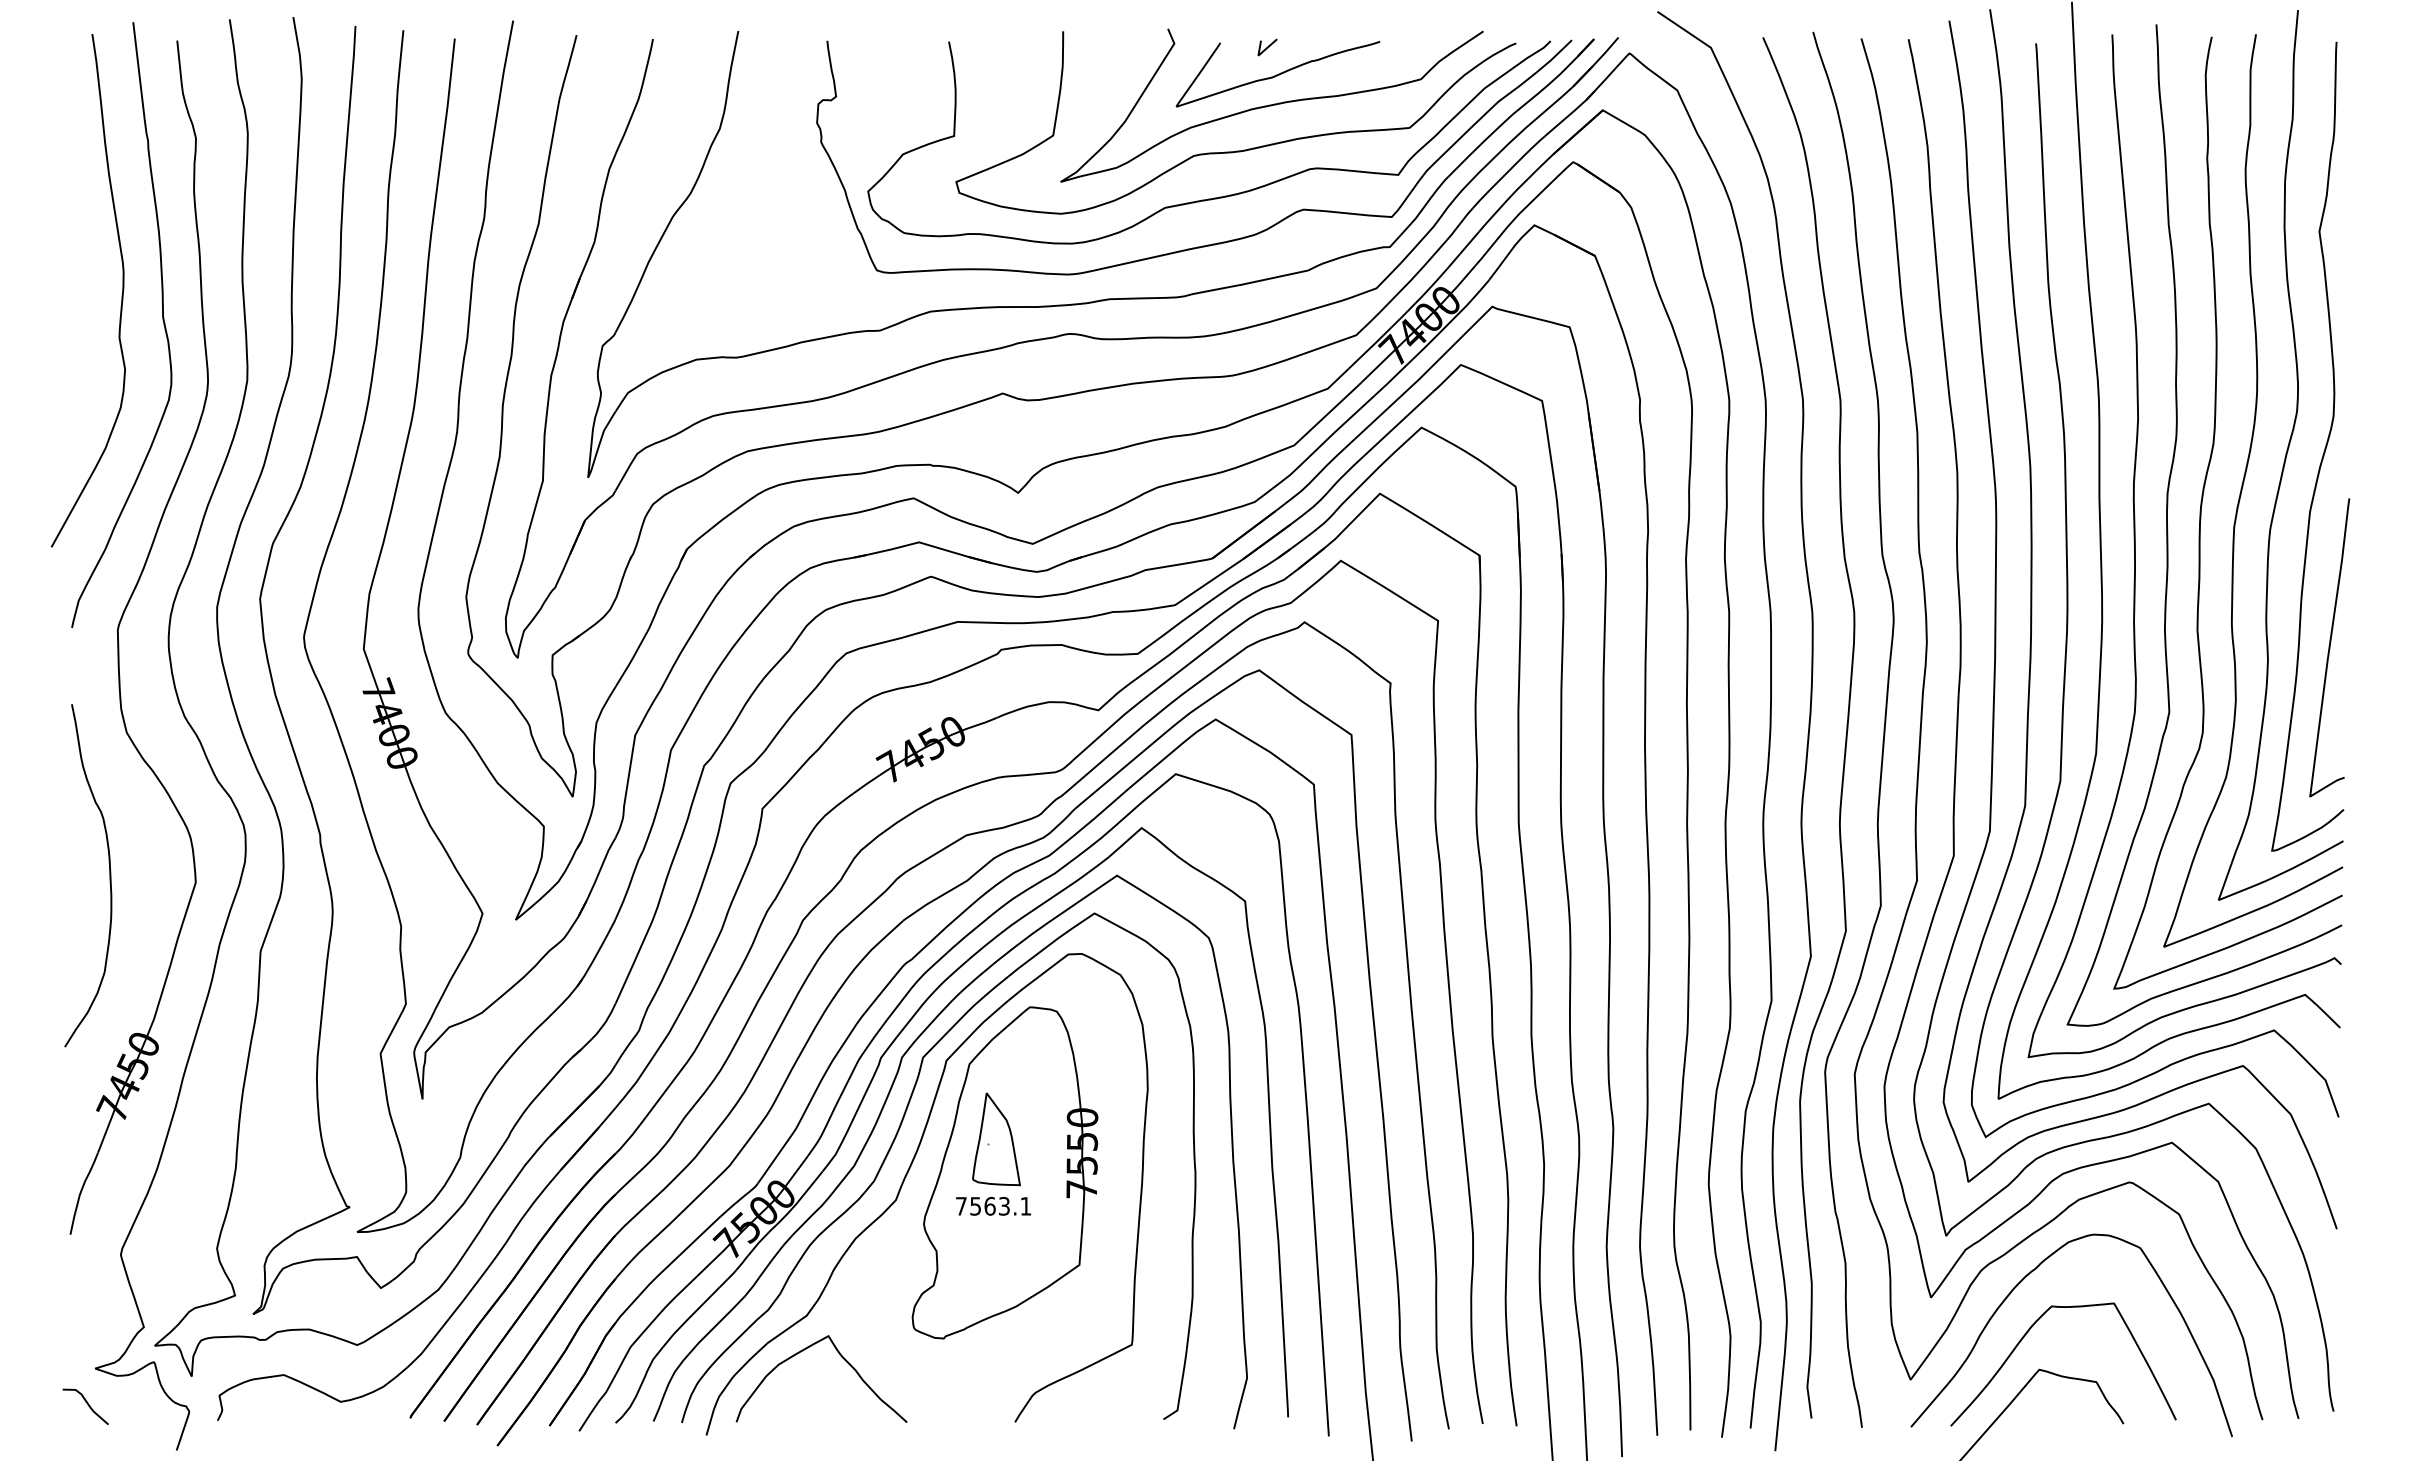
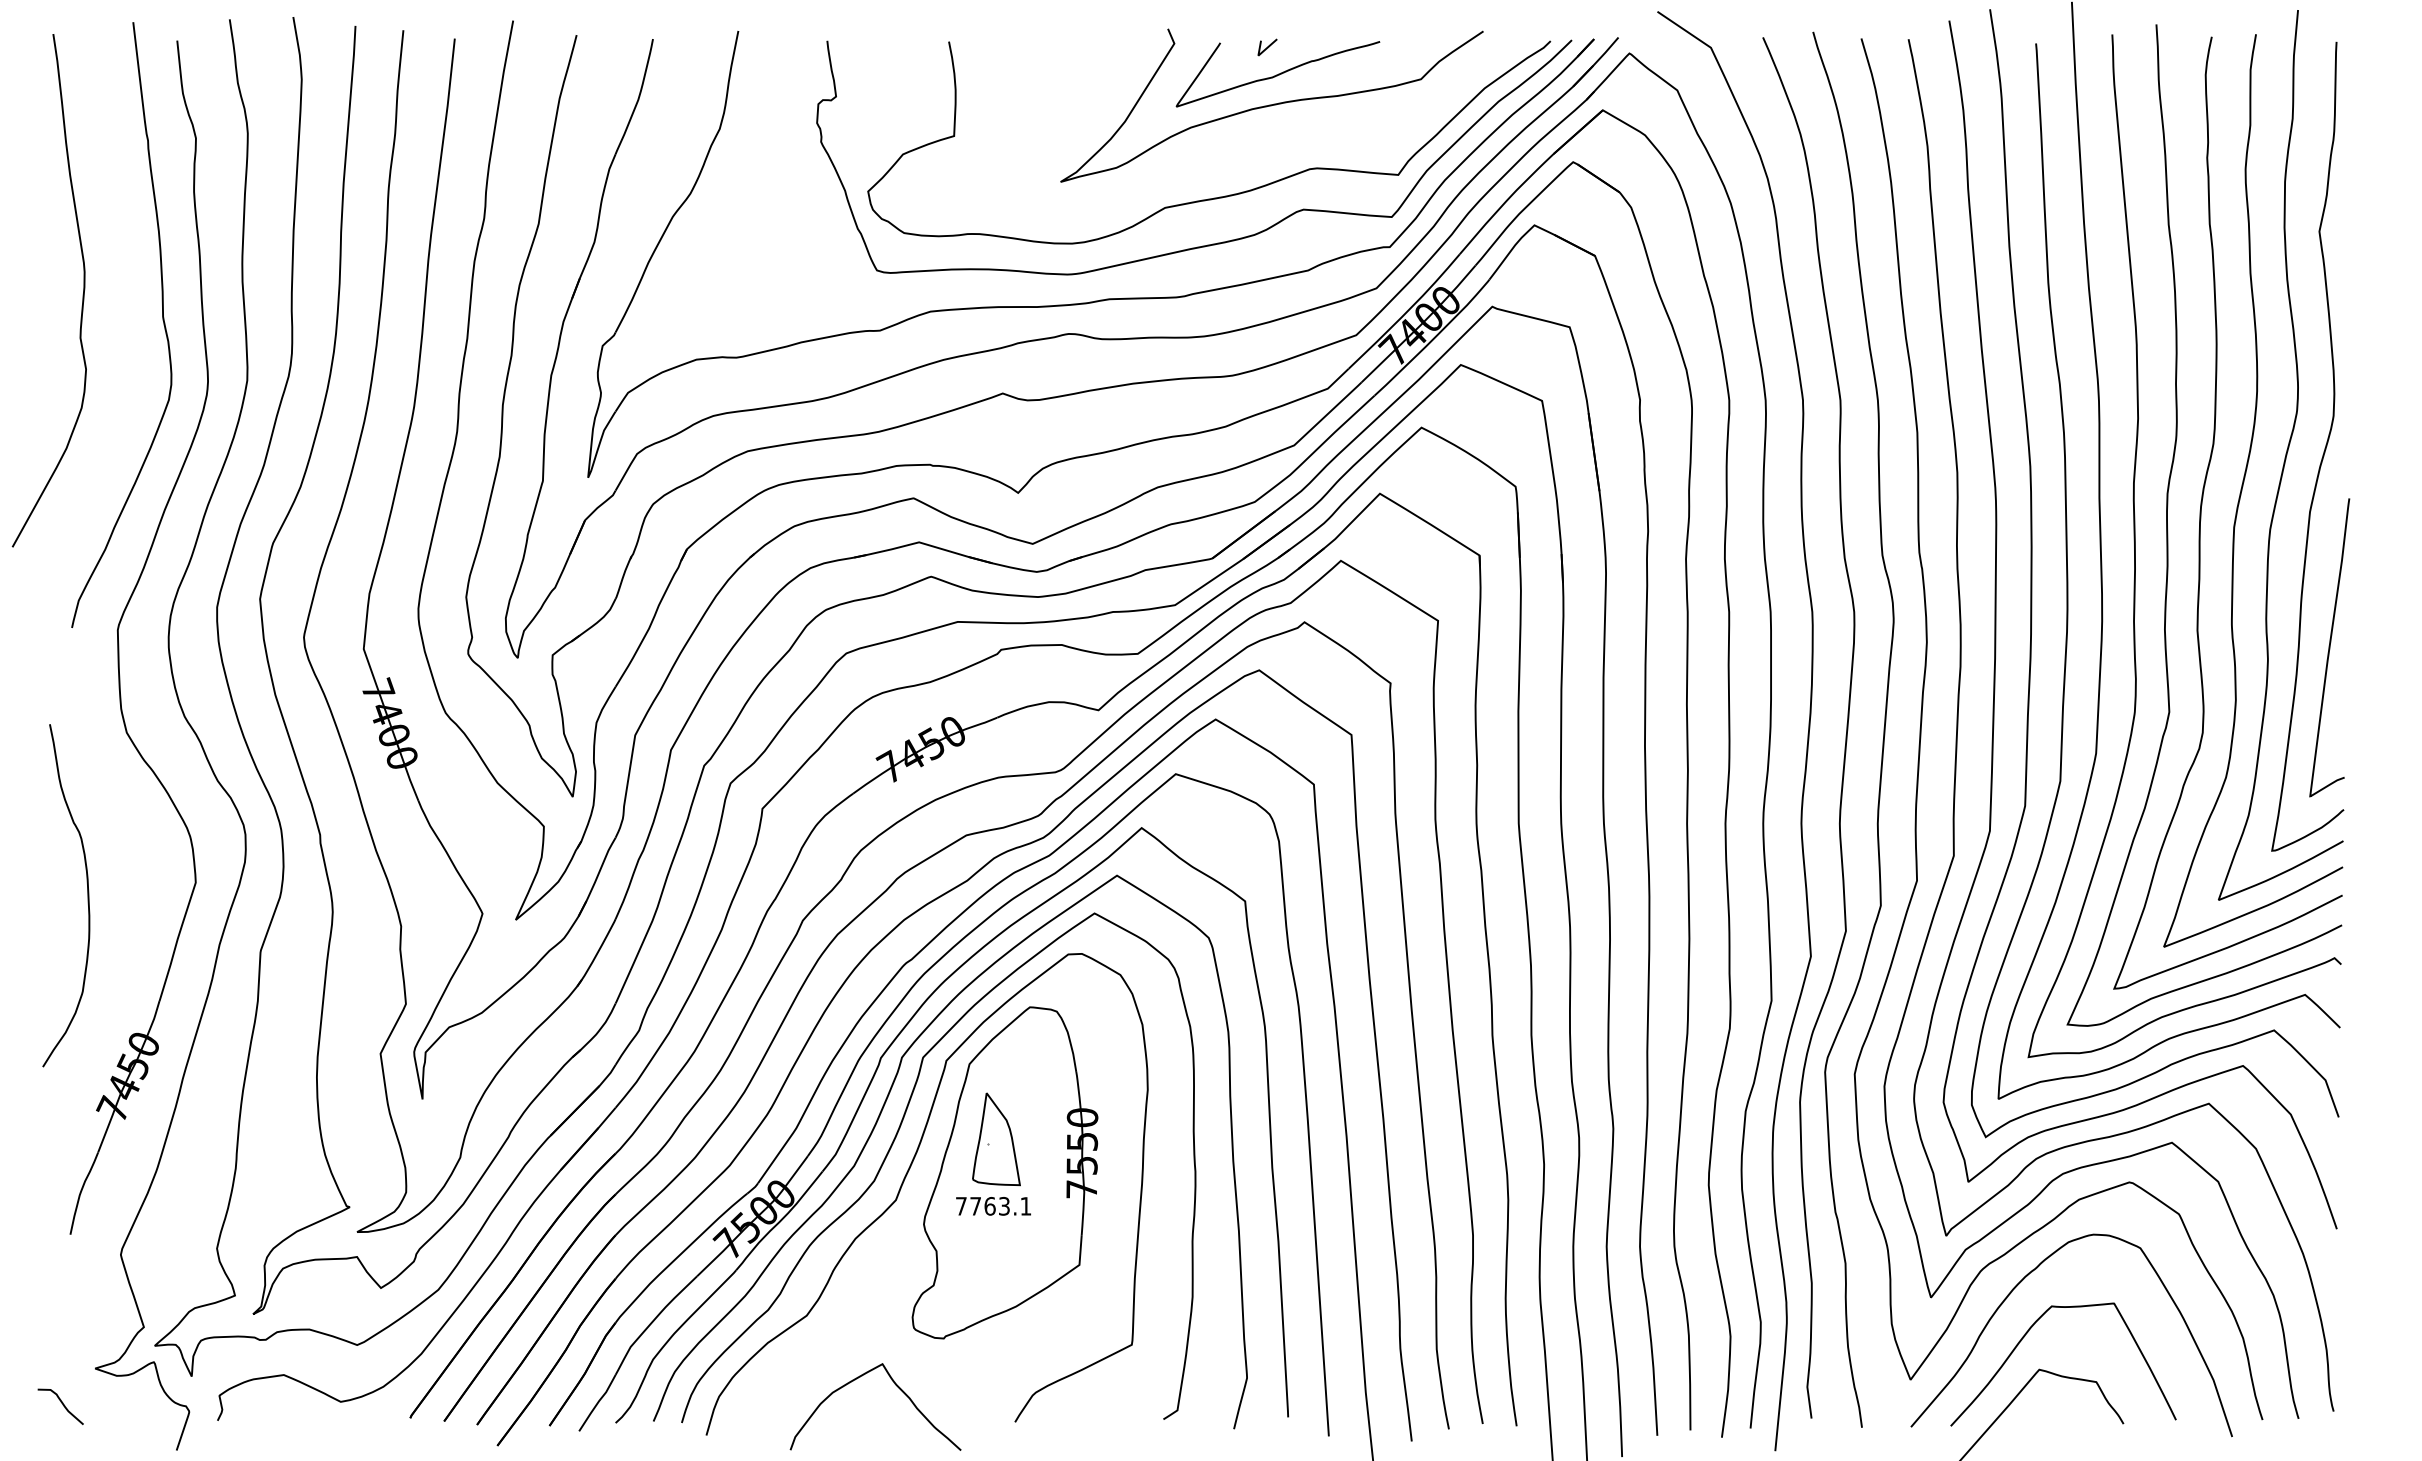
curve: present -> none (1236, 150)
curve position: (121, 294) -> (82, 294) (82, 294)
curve position: (109, 875) -> (87, 895) (87, 895)
text: 7563.1 -> 7763.1 (975, 1206)
curve position: (841, 1357) -> (895, 1385) (895, 1385)
curve position: (87, 1405) -> (62, 1405) (62, 1405)
